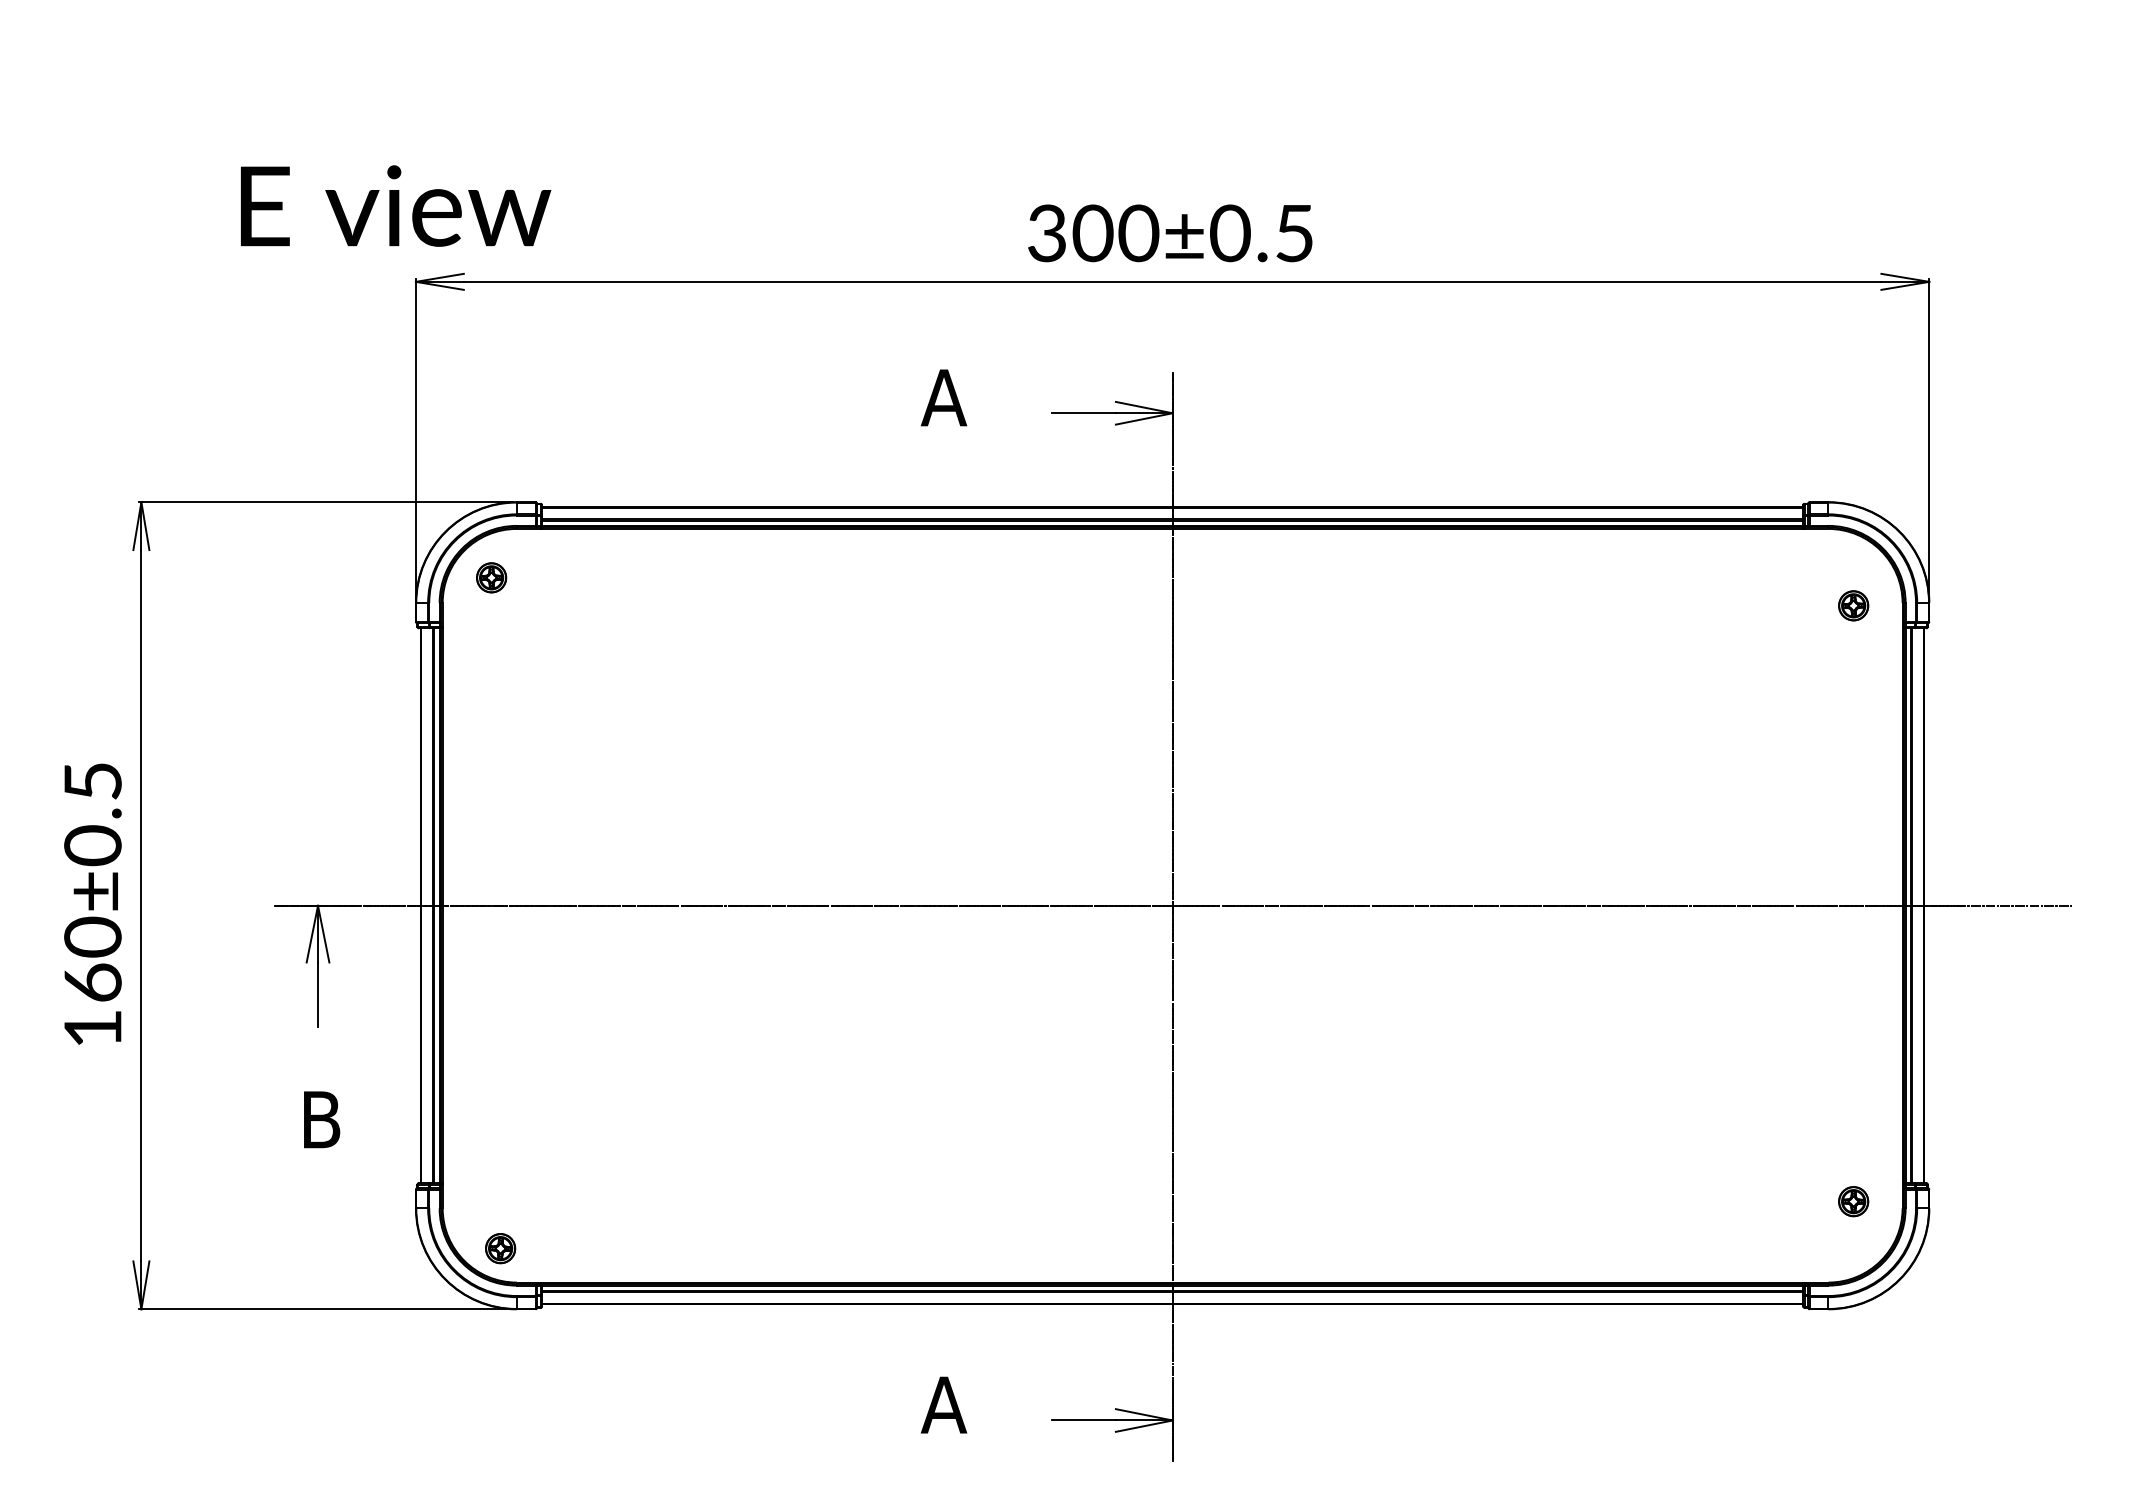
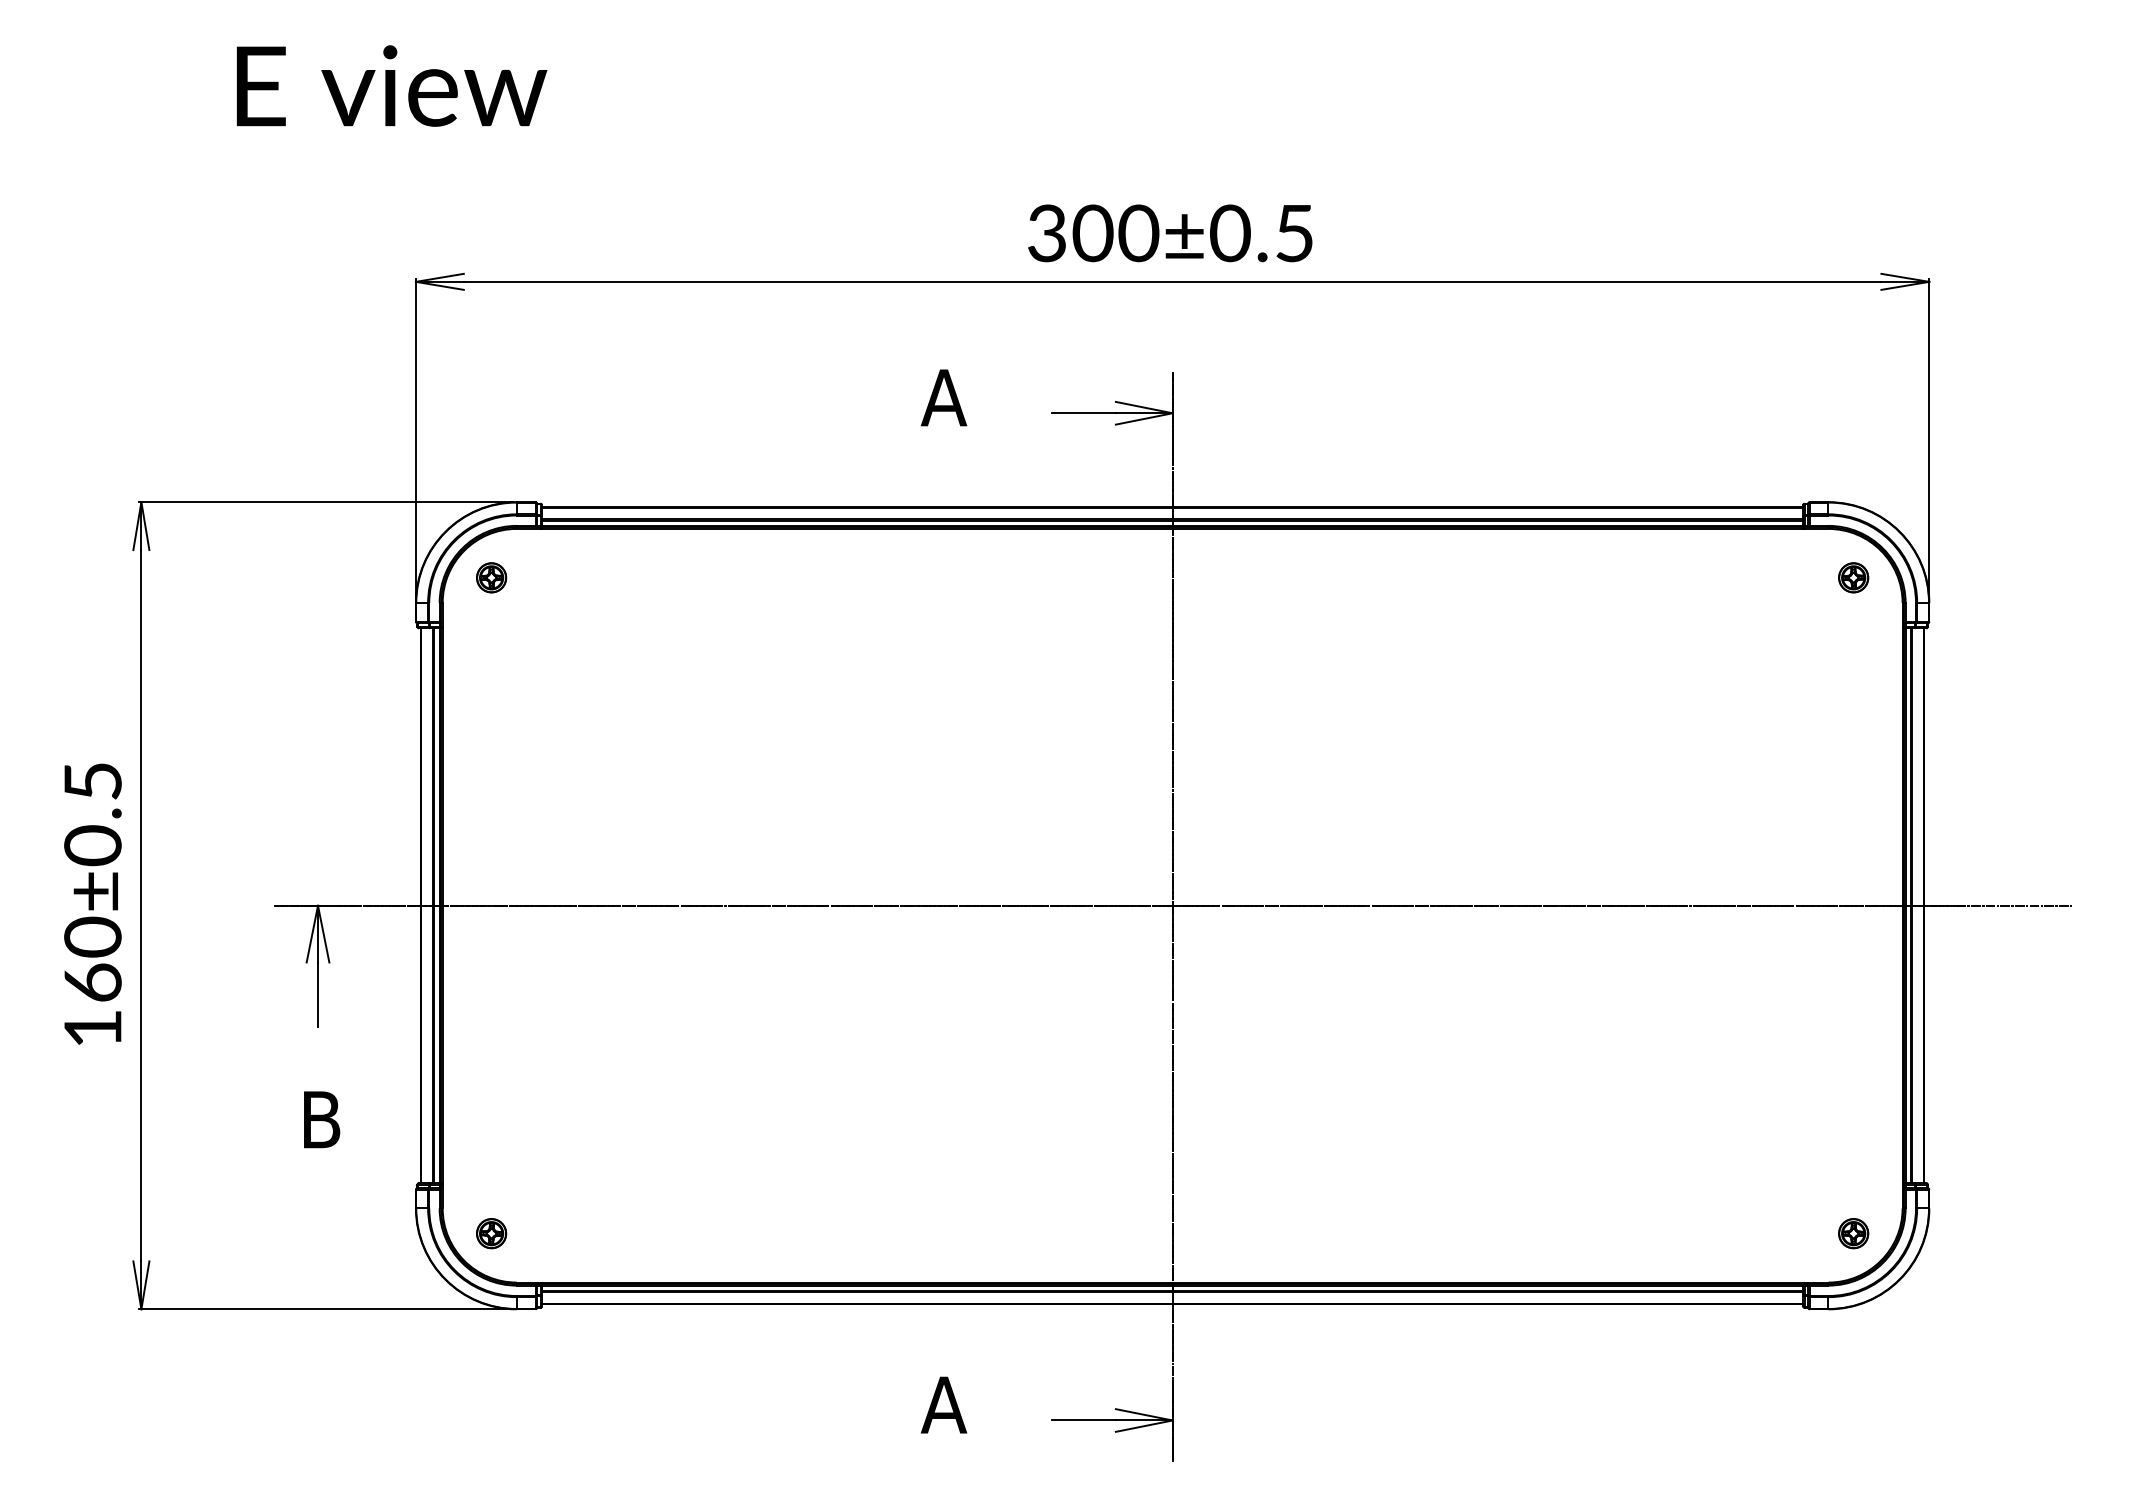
text position: (396, 205) -> (392, 85) (392, 85)
part position: (1853, 605) -> (1853, 577) (1853, 577)
part position: (1853, 1201) -> (1853, 1233) (1853, 1233)
part position: (500, 1248) -> (491, 1233) (491, 1233)
